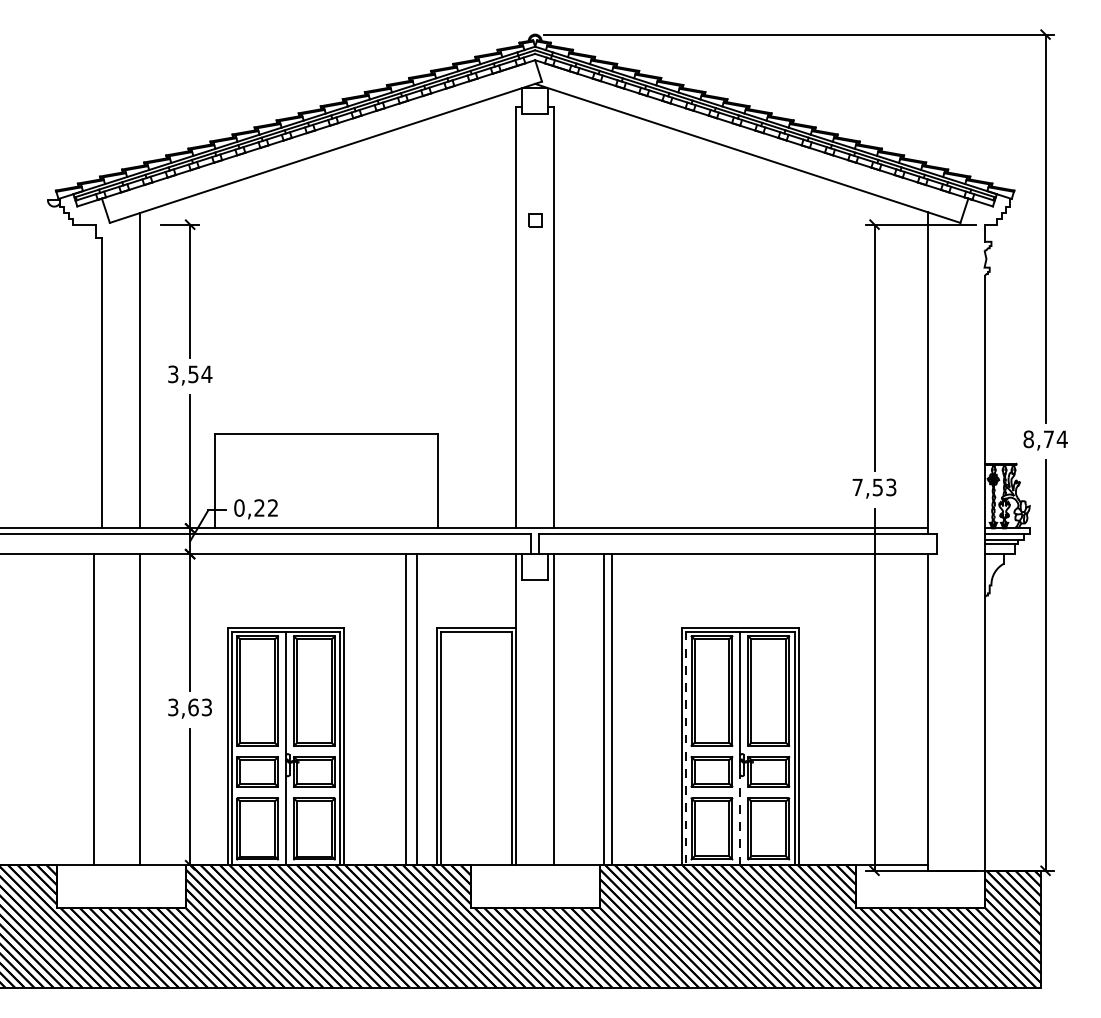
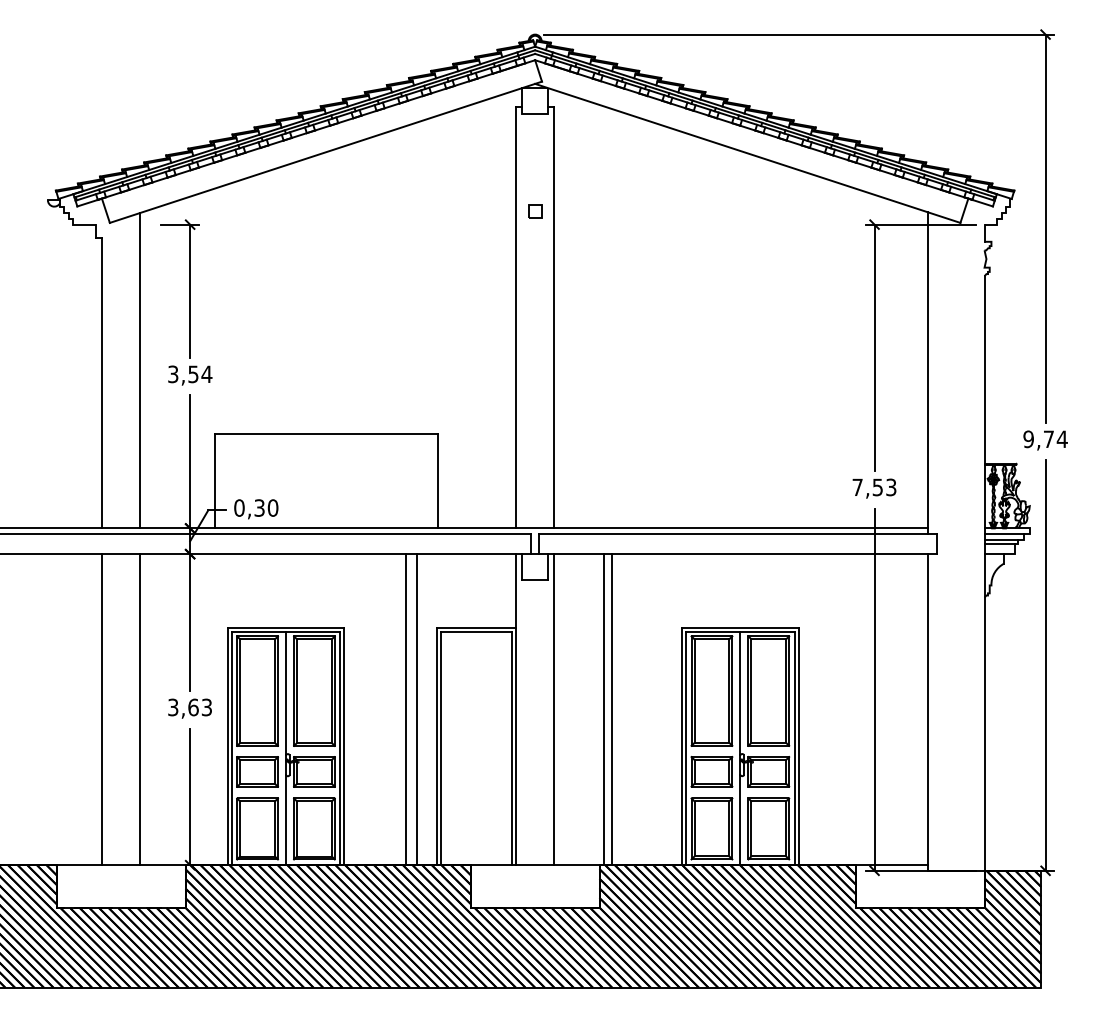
part position: (535, 220) -> (535, 211) (535, 211)
text: 8,74 -> 9,74 (1028, 439)
text: 0,22 -> 0,30 (266, 507)
line position: (93, 709) -> (101, 709) (101, 709)
line: dashed -> solid (686, 748)
line: dashed -> solid (740, 819)
